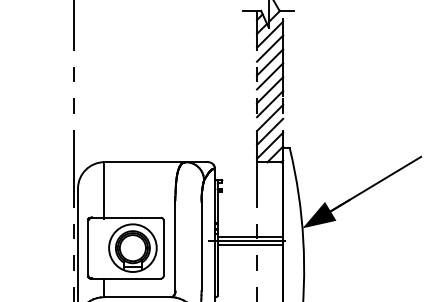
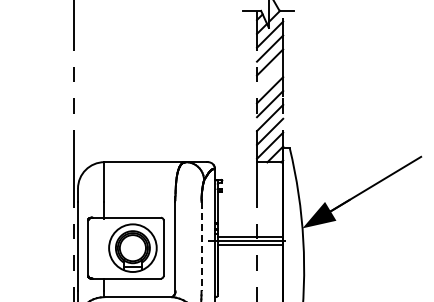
line: present -> none (270, 76)
line: solid -> dashed (201, 246)
